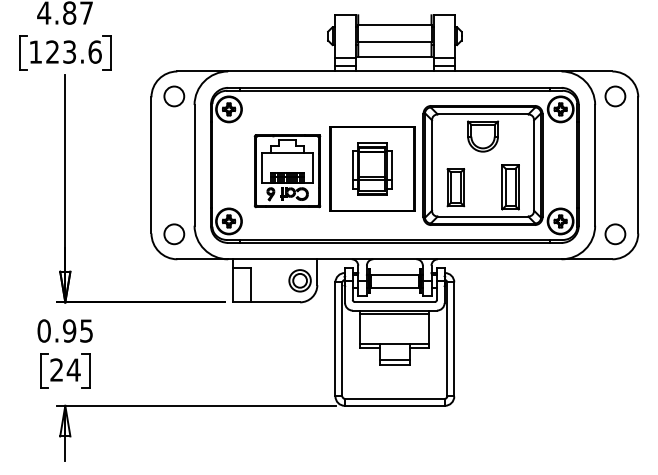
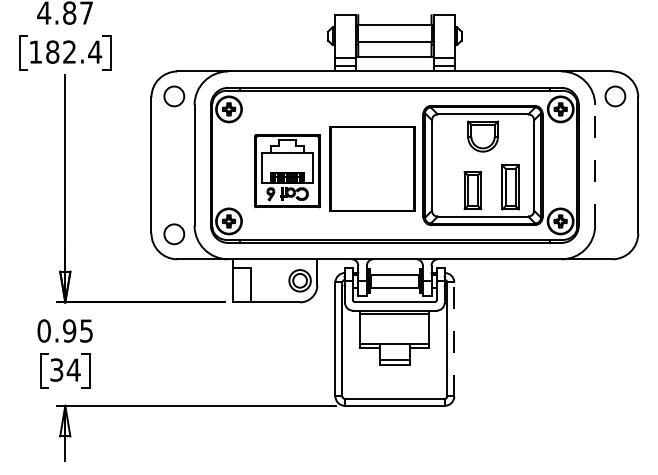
text: 123.6 -> 182.4 (74, 51)
line: solid -> dashed (595, 164)
part: present -> none (372, 168)
part position: (455, 187) -> (472, 190) (472, 190)
circle: present -> none (615, 234)
line: solid -> dashed (454, 338)
text: 24 -> 34 (56, 369)
